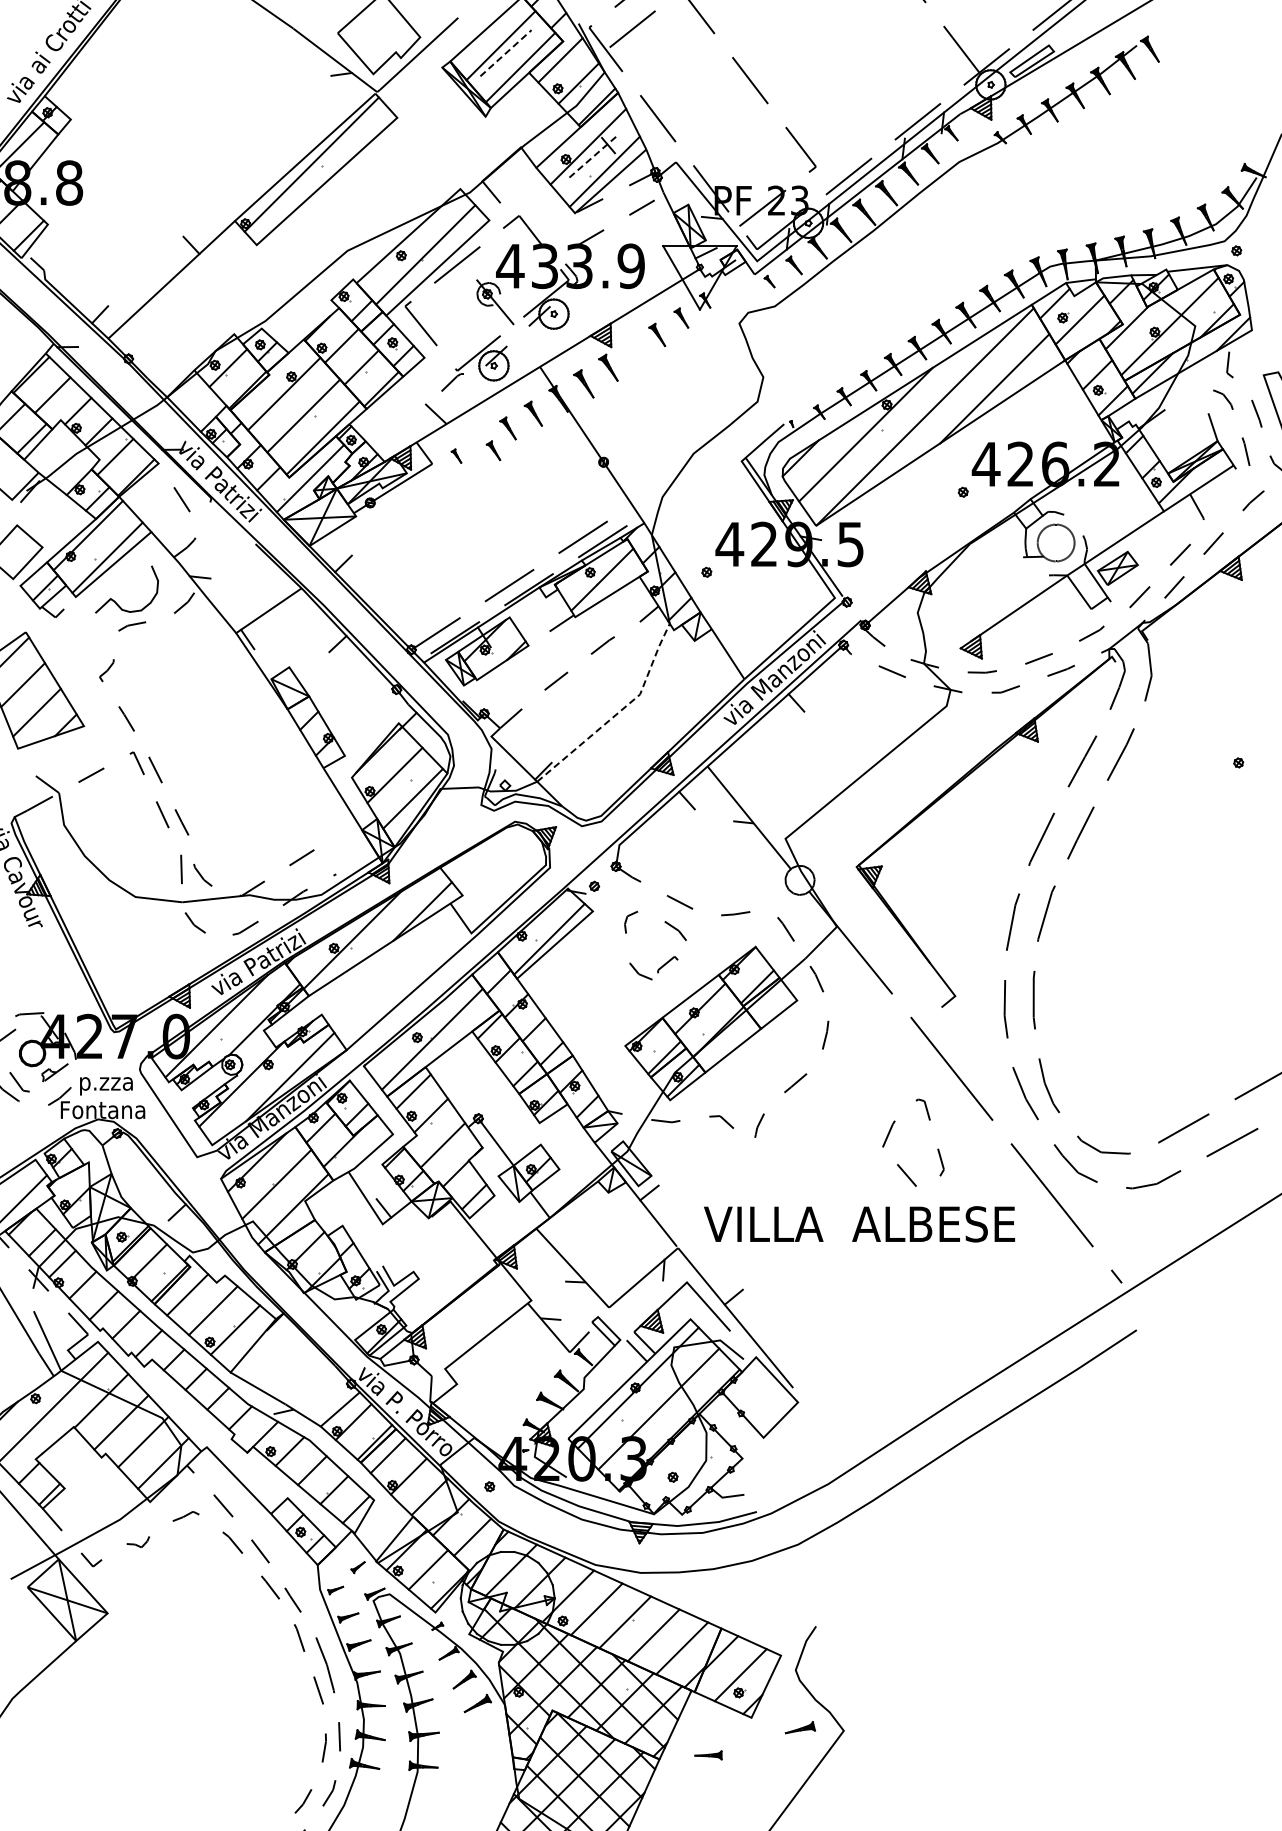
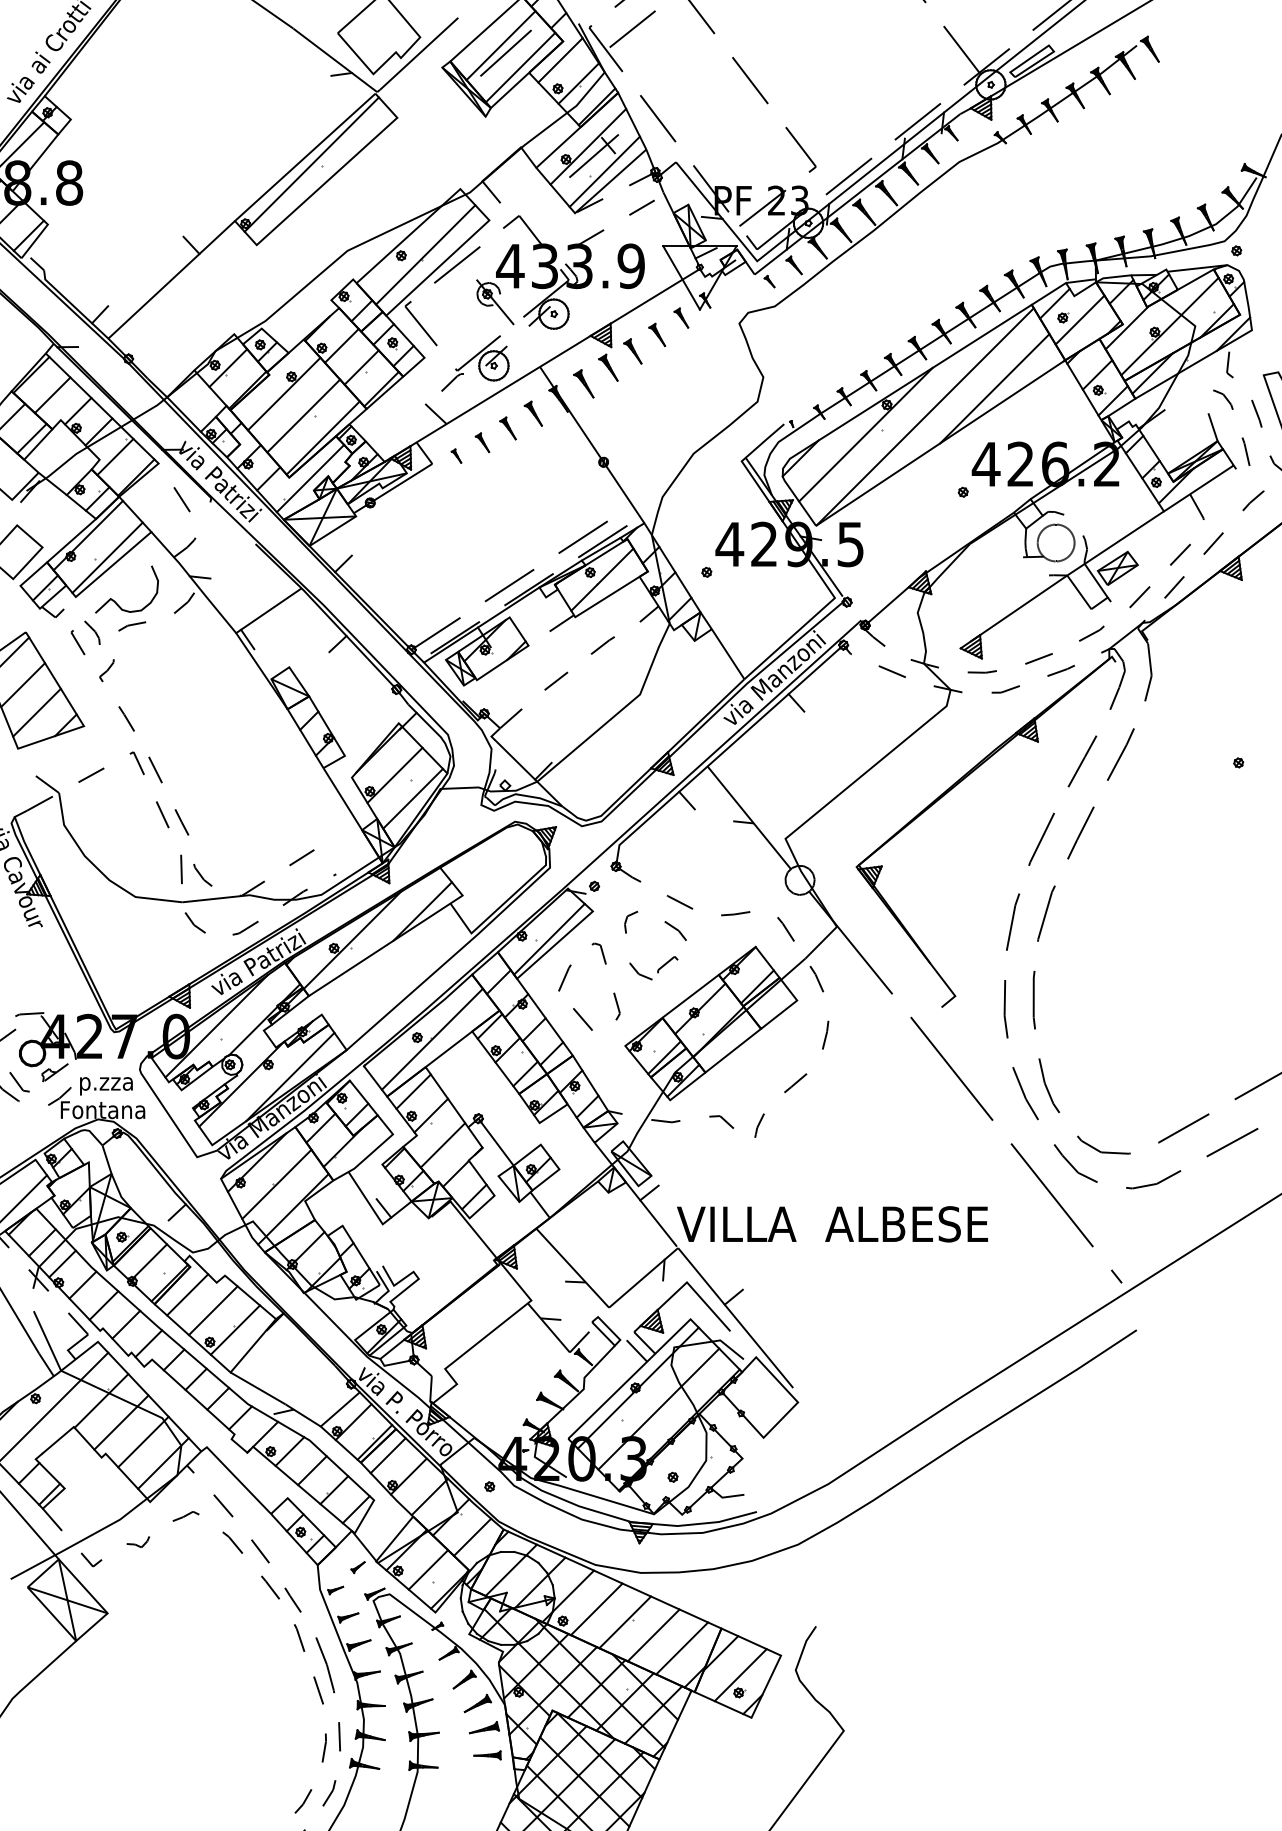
line: dashed -> solid (506, 52)
line: dashed -> solid (594, 156)
part: none -> present (632, 351)
part position: (493, 450) -> (482, 442) (482, 442)
part: none -> present (77, 640)
line: dashed -> solid (619, 711)
part position: (937, 1149) -> (613, 993) (613, 993)
text position: (859, 1224) -> (832, 1224) (832, 1224)
part position: (799, 1727) -> (483, 1727) (483, 1727)
part position: (708, 1755) -> (487, 1755) (487, 1755)
